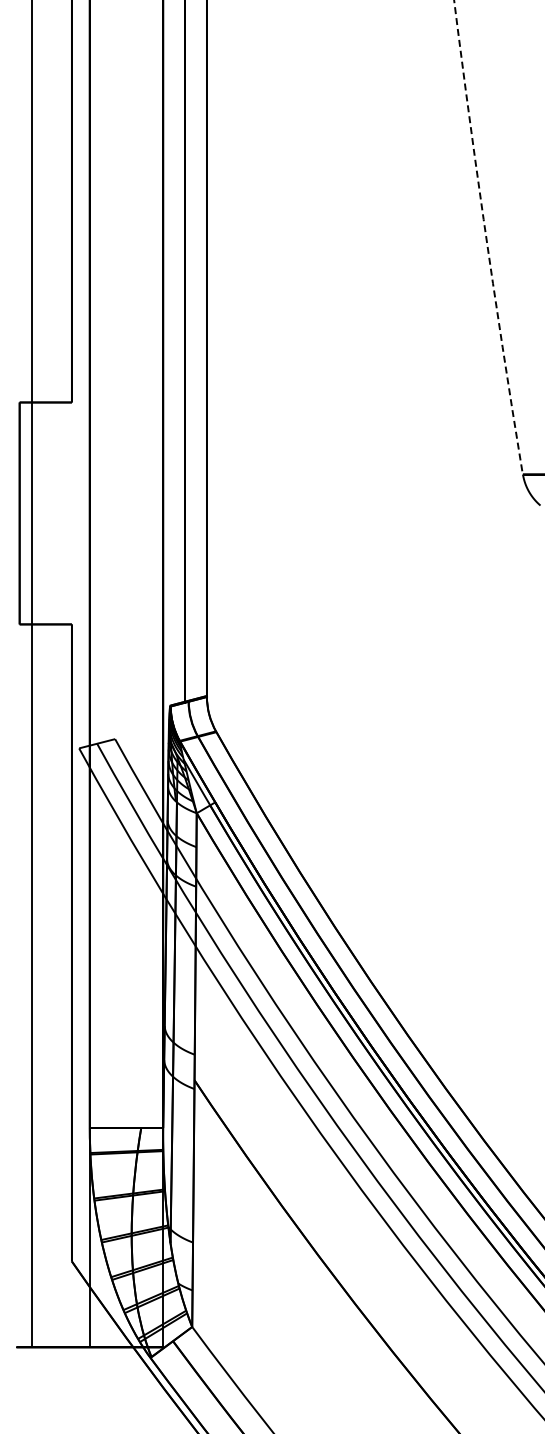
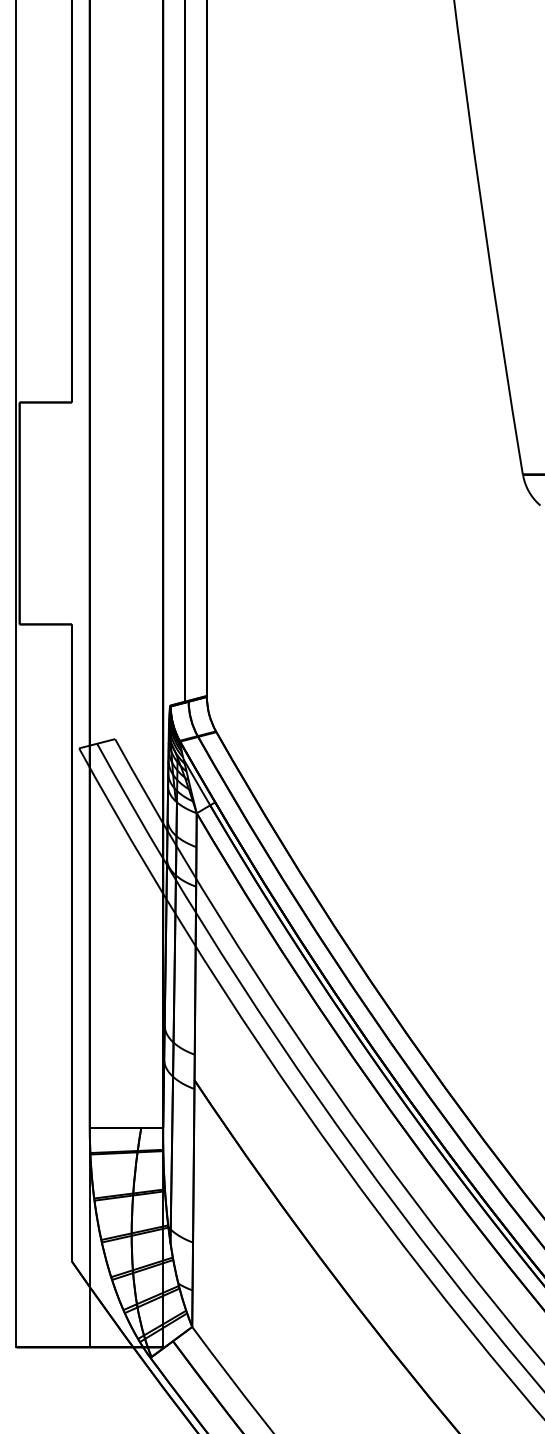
arc: dashed -> solid (486, 238)
line position: (32, 674) -> (16, 674) (16, 674)
